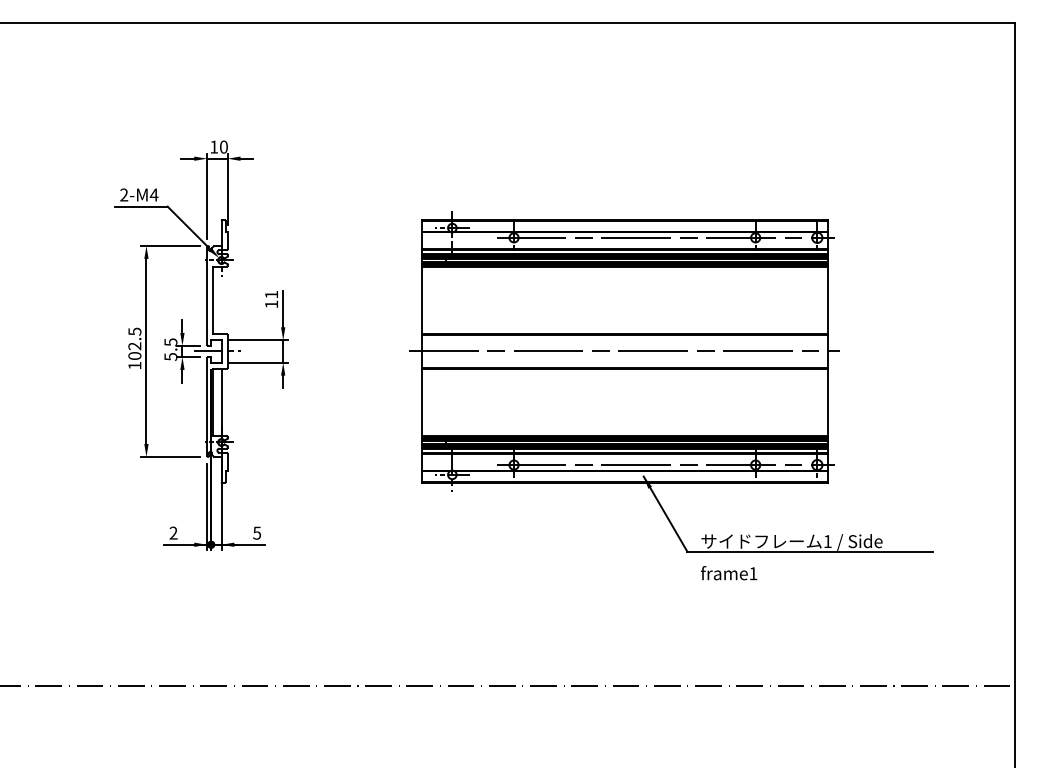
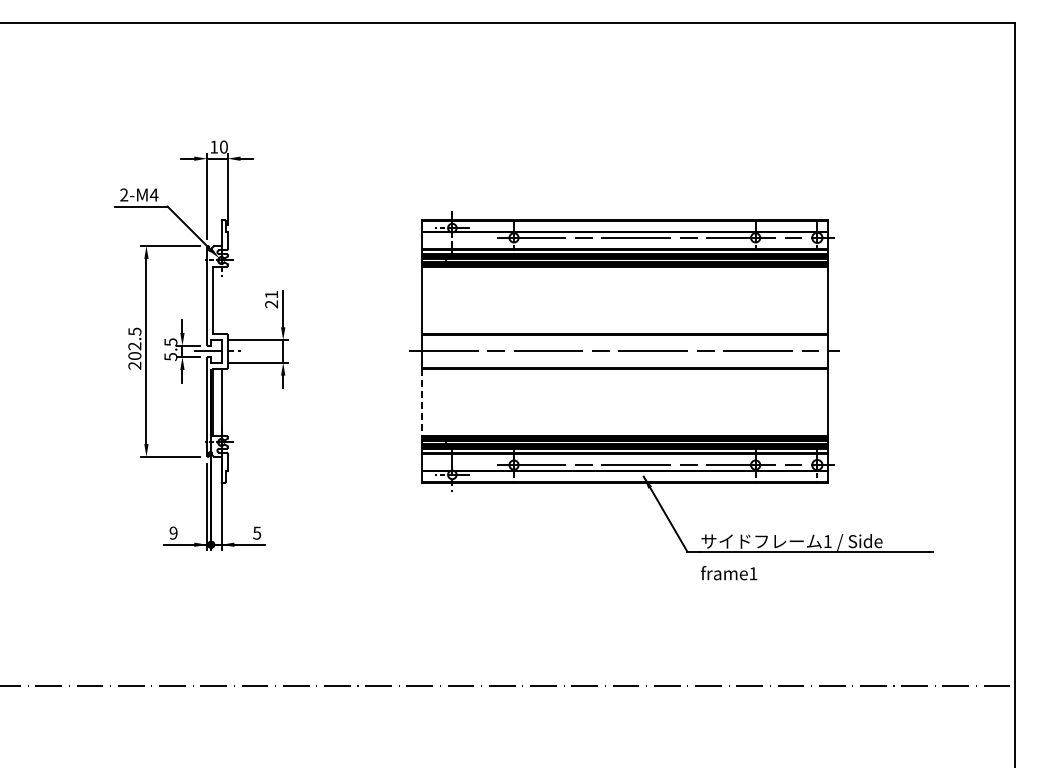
text: 11 -> 21 (271, 304)
text: 102.5 -> 202.5 (134, 365)
line: solid -> dashed (421, 402)
text: 2 -> 9 (173, 533)
